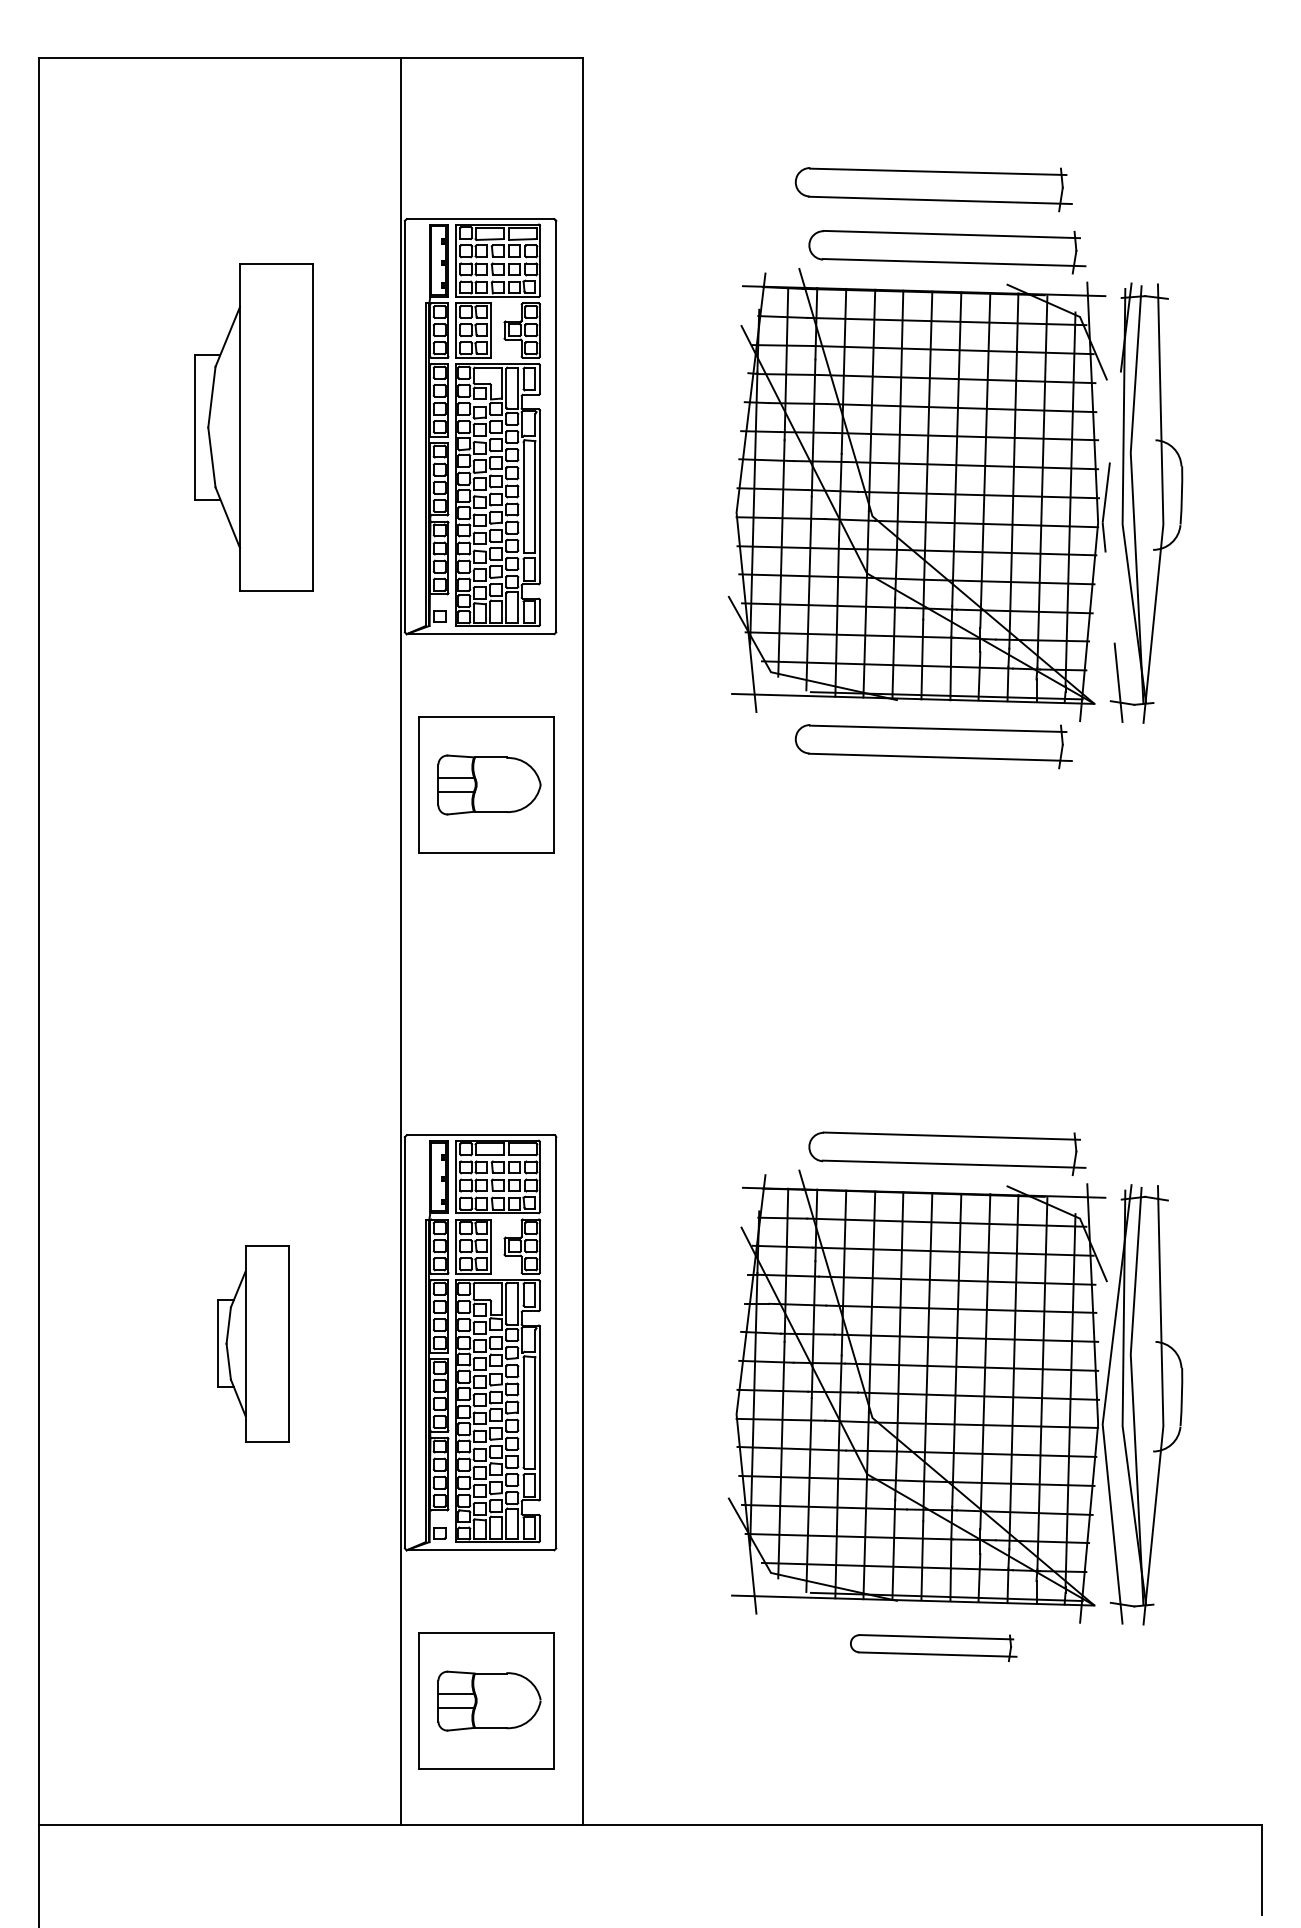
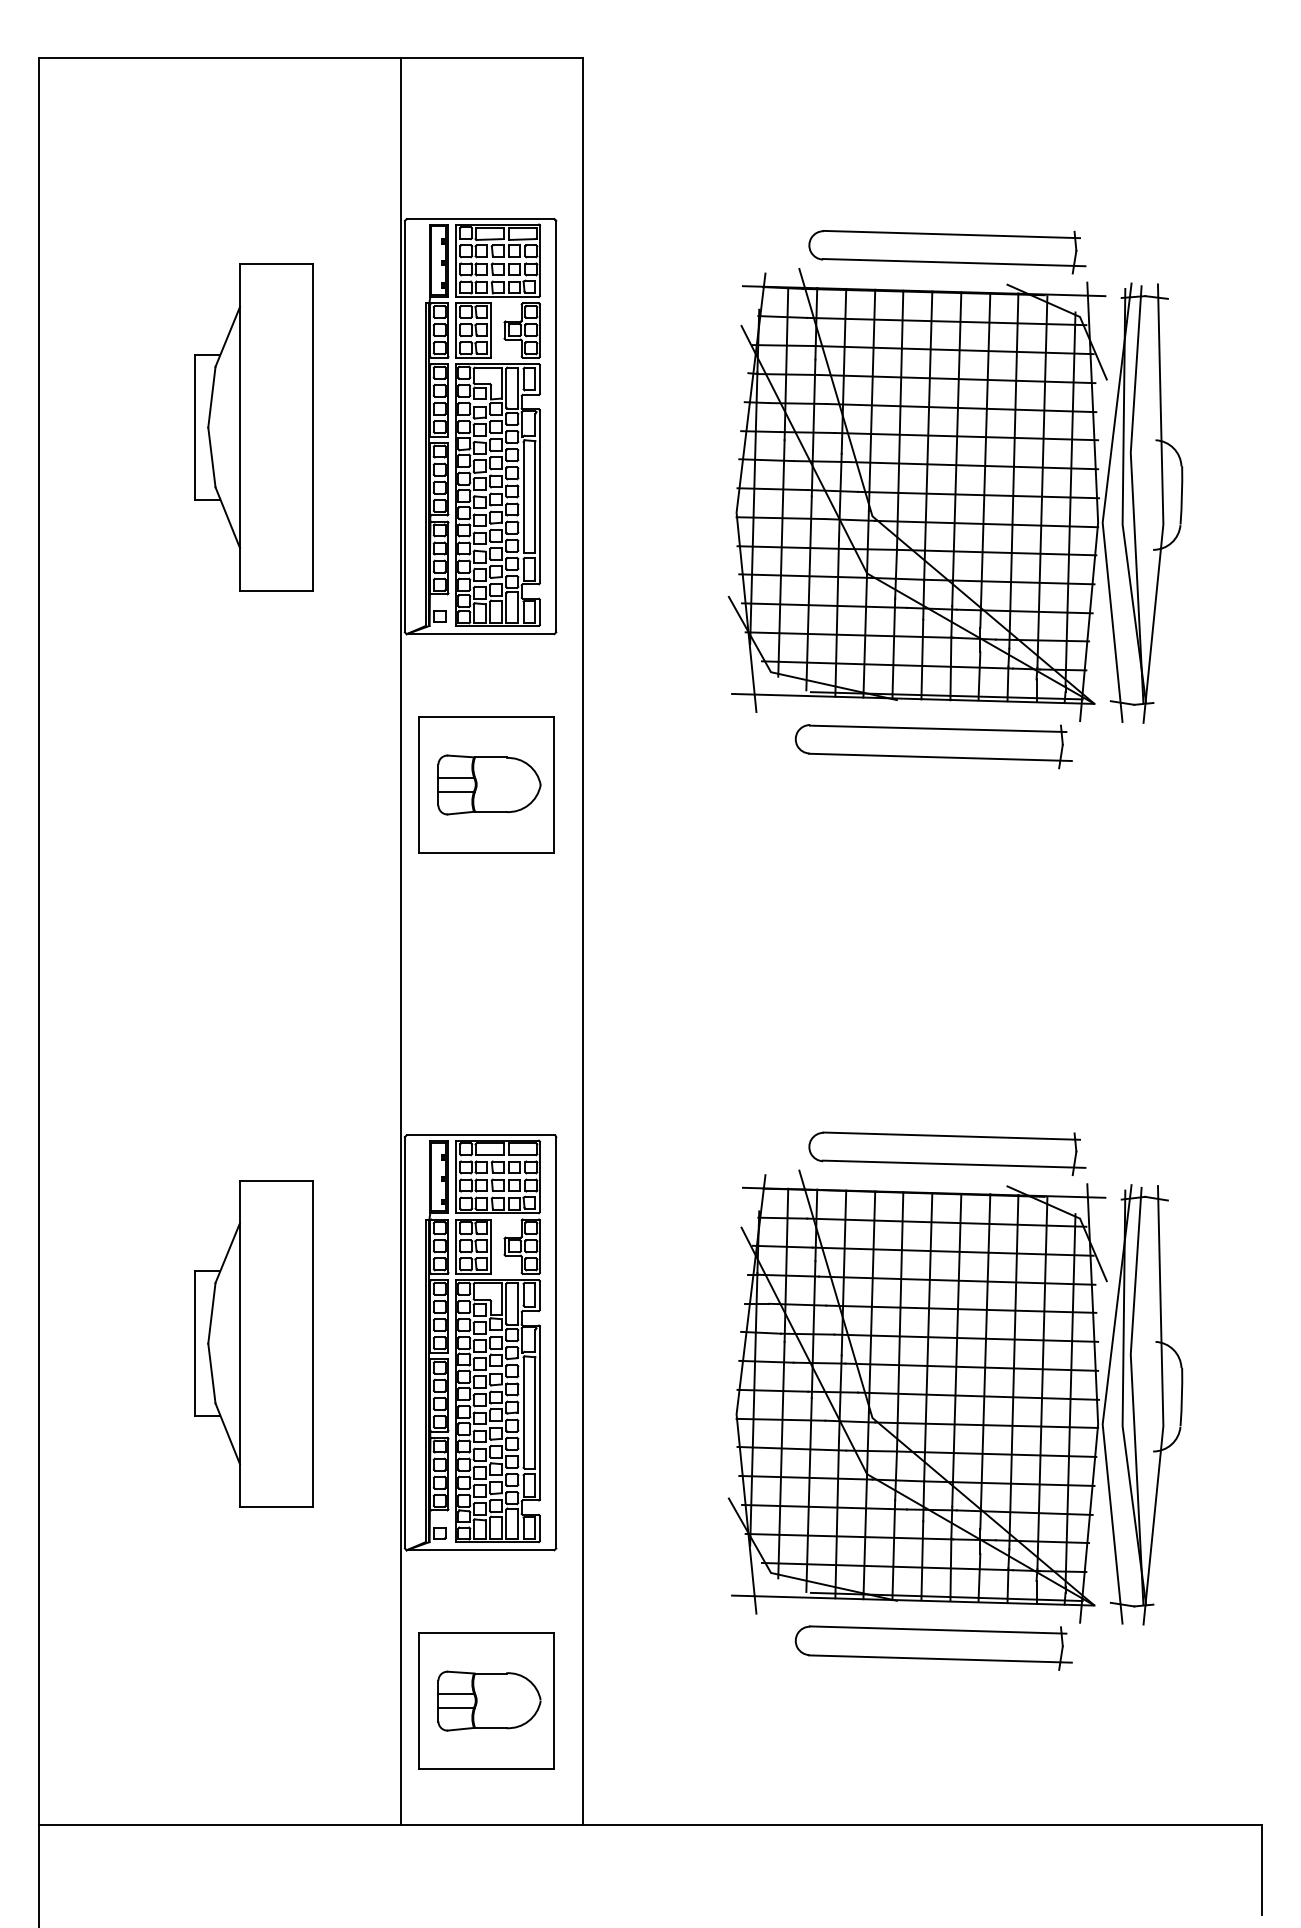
part: present -> none (933, 189)
line: dashed -> solid (1104, 503)
part size: 73x198 px -> 120x328 px (253, 1343)
part size: 168x29 px -> 279x46 px (933, 1647)
